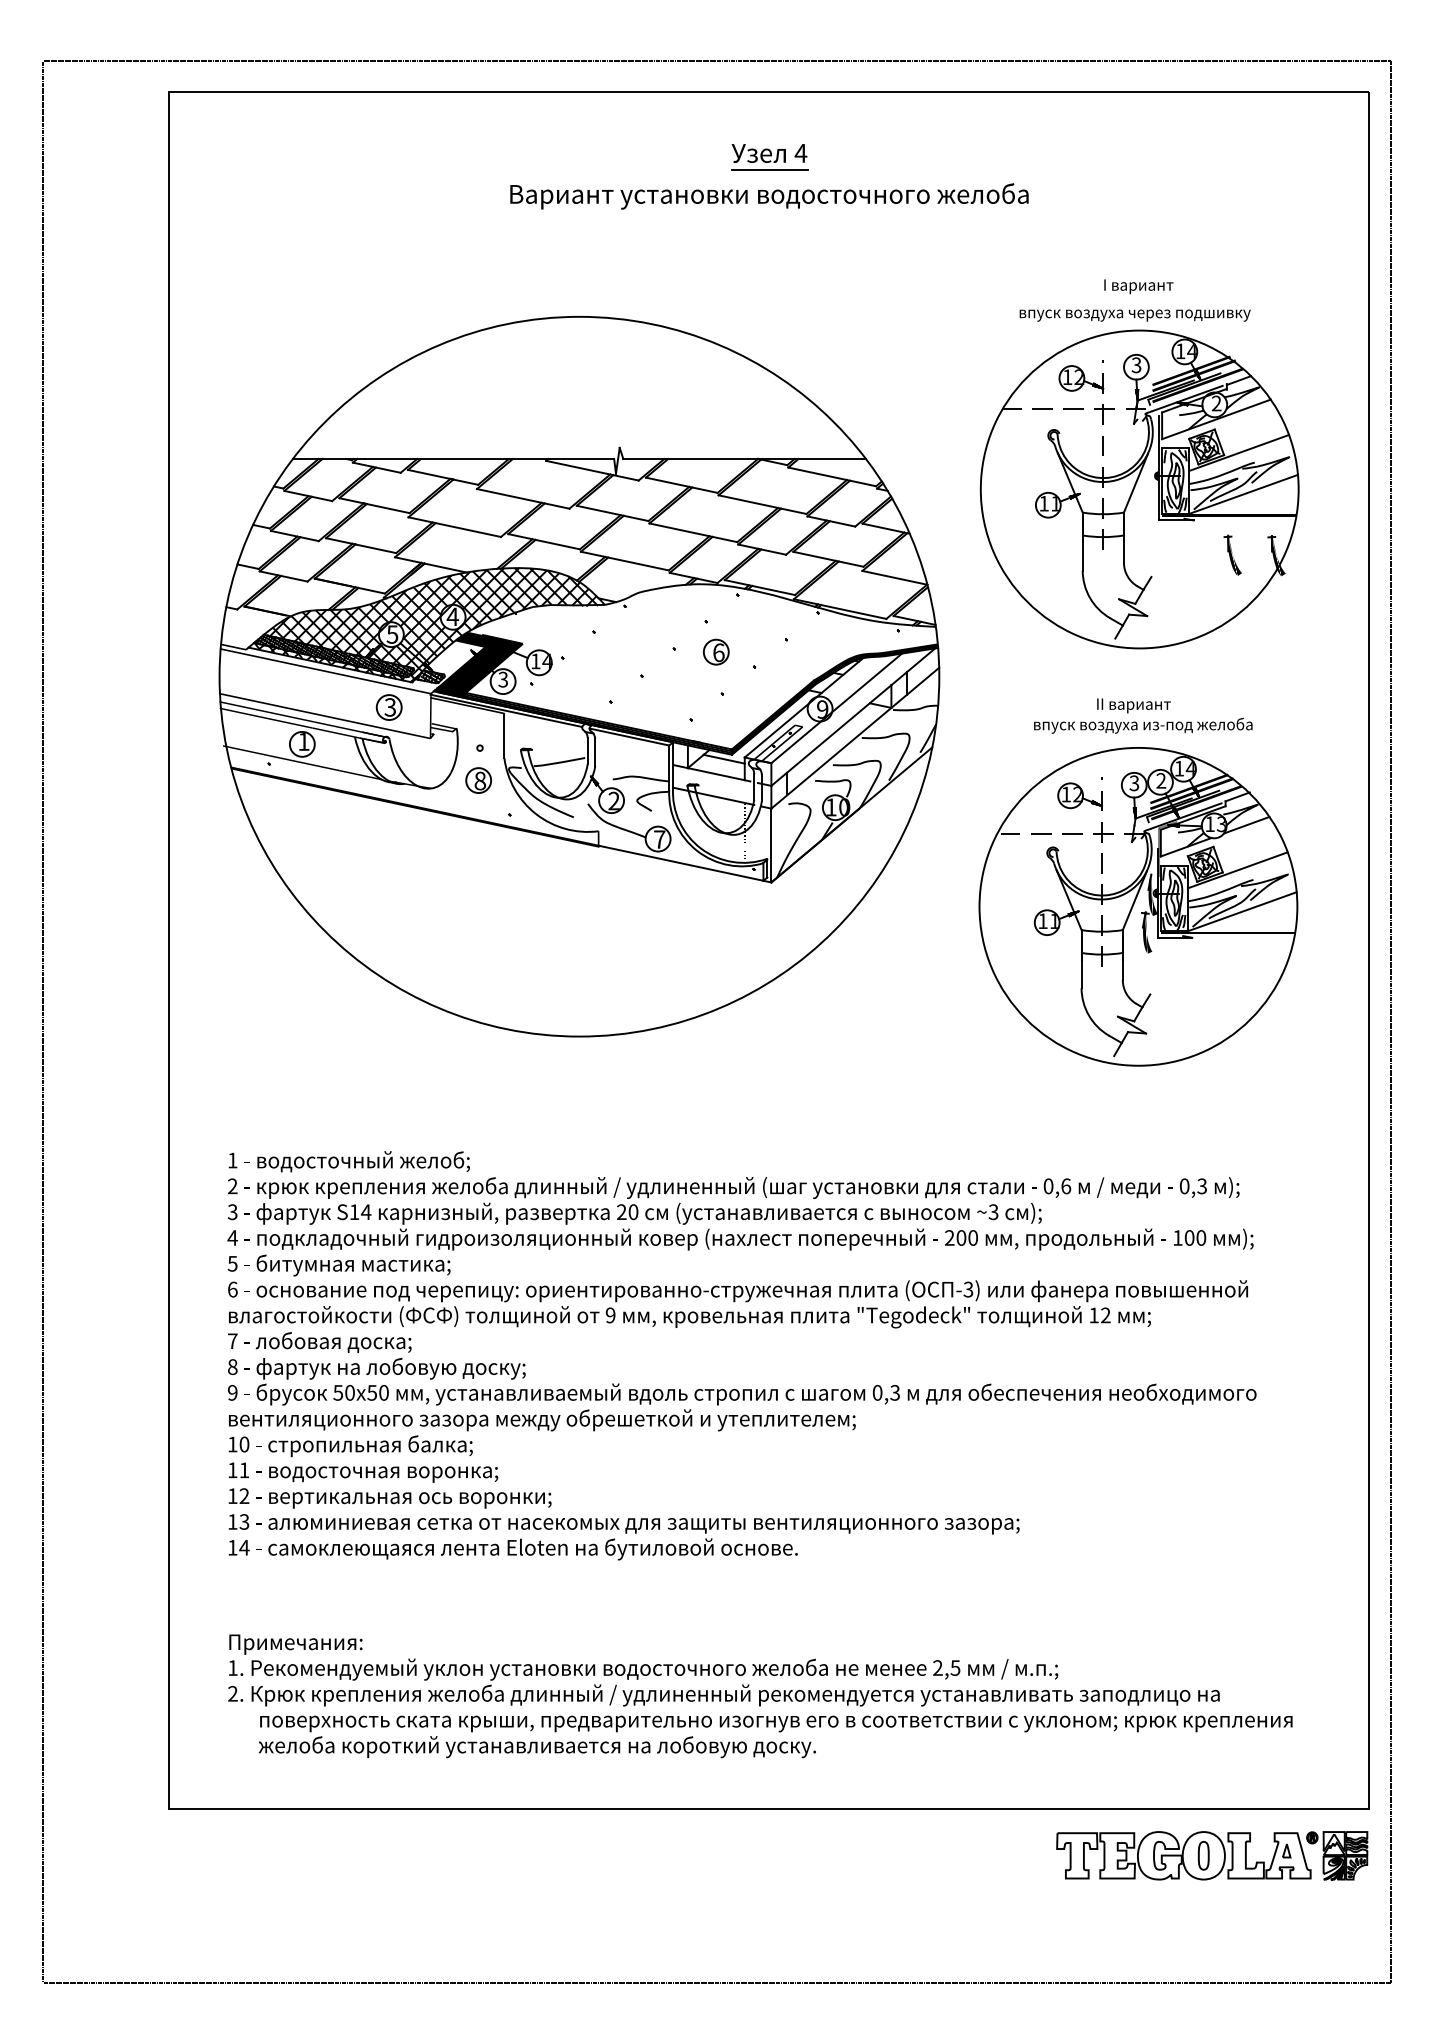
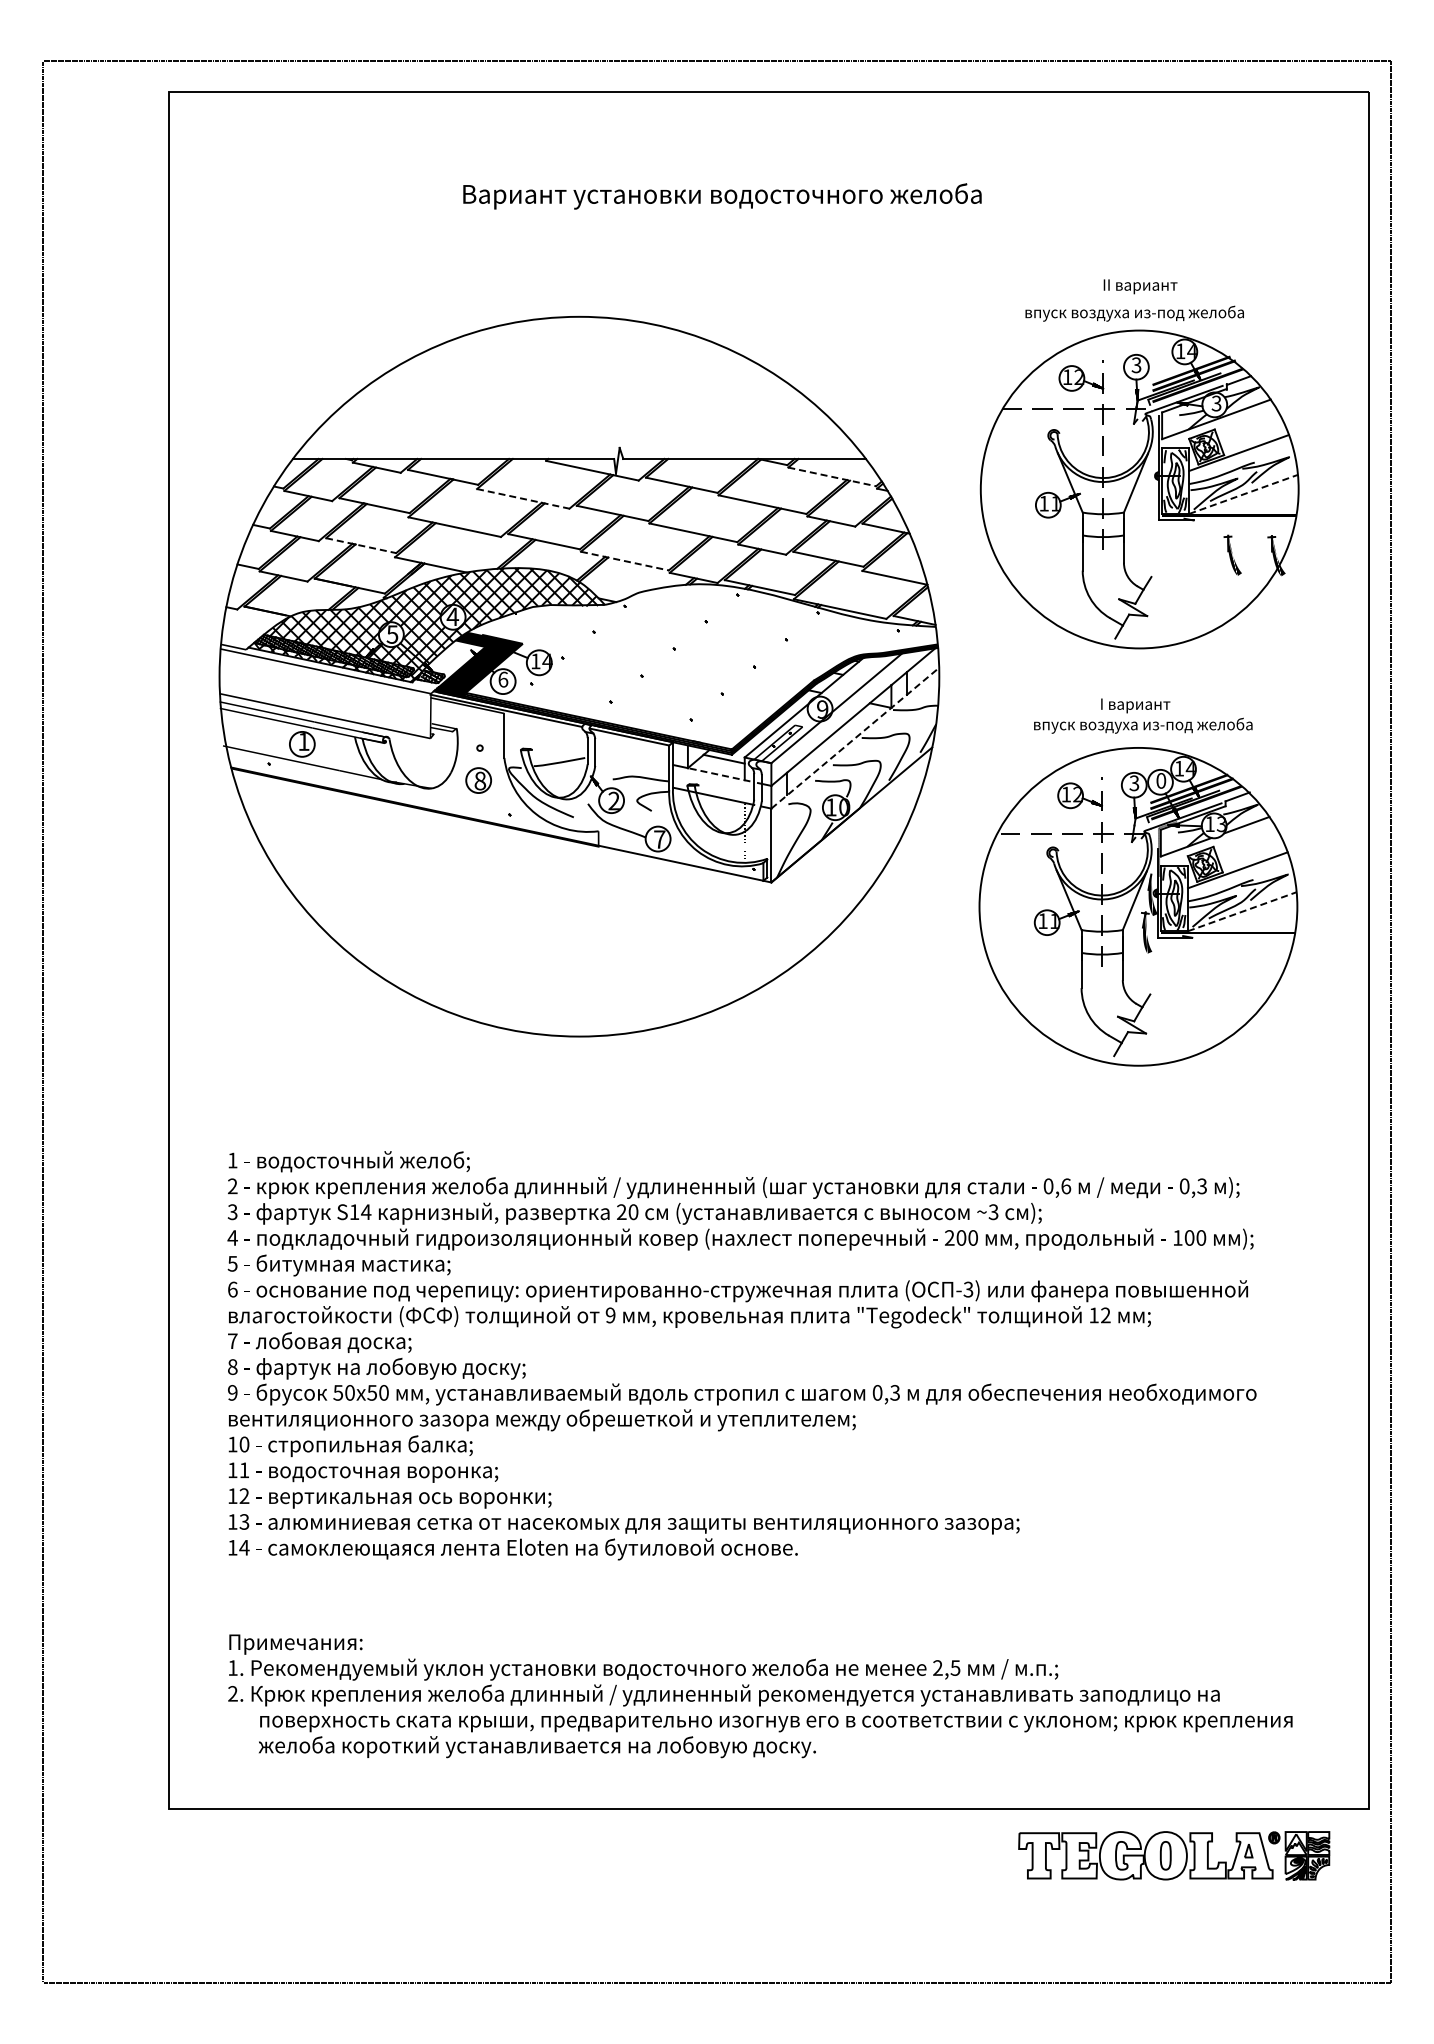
part: present -> none (769, 157)
text position: (769, 196) -> (722, 196) (722, 196)
text: I вариант -> II вариант (1140, 286)
text: впуск воздуха через подшивку -> впуск воздуха из-под желоба (1134, 313)
text: 2 -> 3 (1216, 403)
line: solid -> dashed (832, 476)
line: solid -> dashed (1243, 494)
line: solid -> dashed (523, 498)
line: solid -> dashed (361, 545)
line: solid -> dashed (624, 561)
part: present -> none (716, 651)
text: 3 -> 6 (503, 679)
text: II вариант -> I вариант (1133, 705)
part: present -> none (388, 707)
line: solid -> dashed (855, 738)
line: solid -> dashed (719, 774)
text: 2 -> 0 (1161, 780)
line: solid -> dashed (1242, 911)
part position: (1212, 1855) -> (1174, 1855) (1174, 1855)
